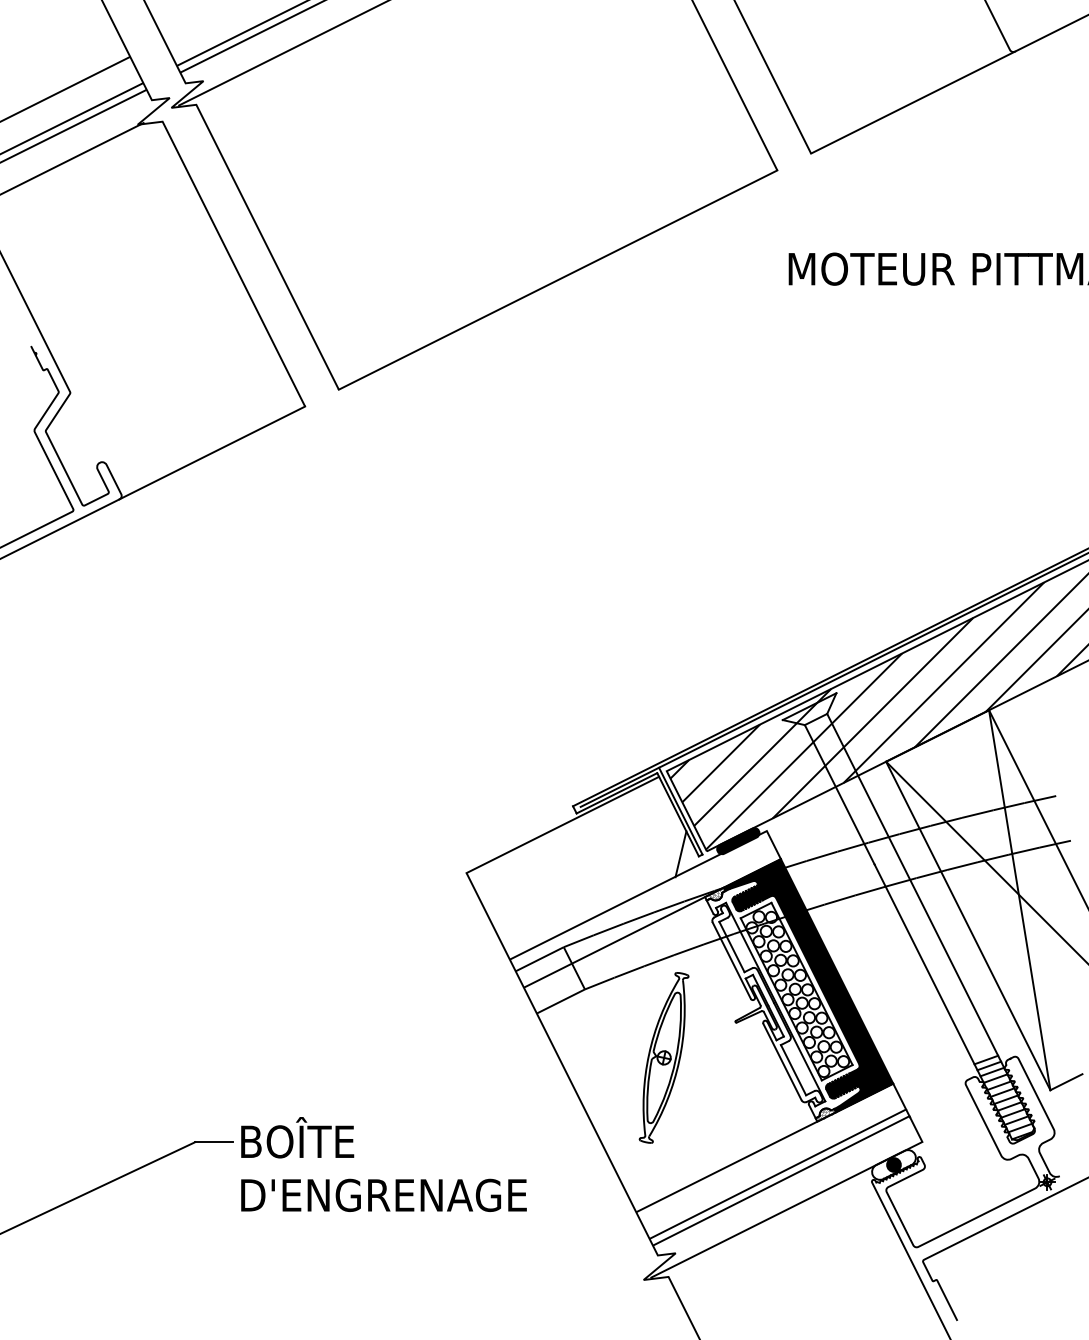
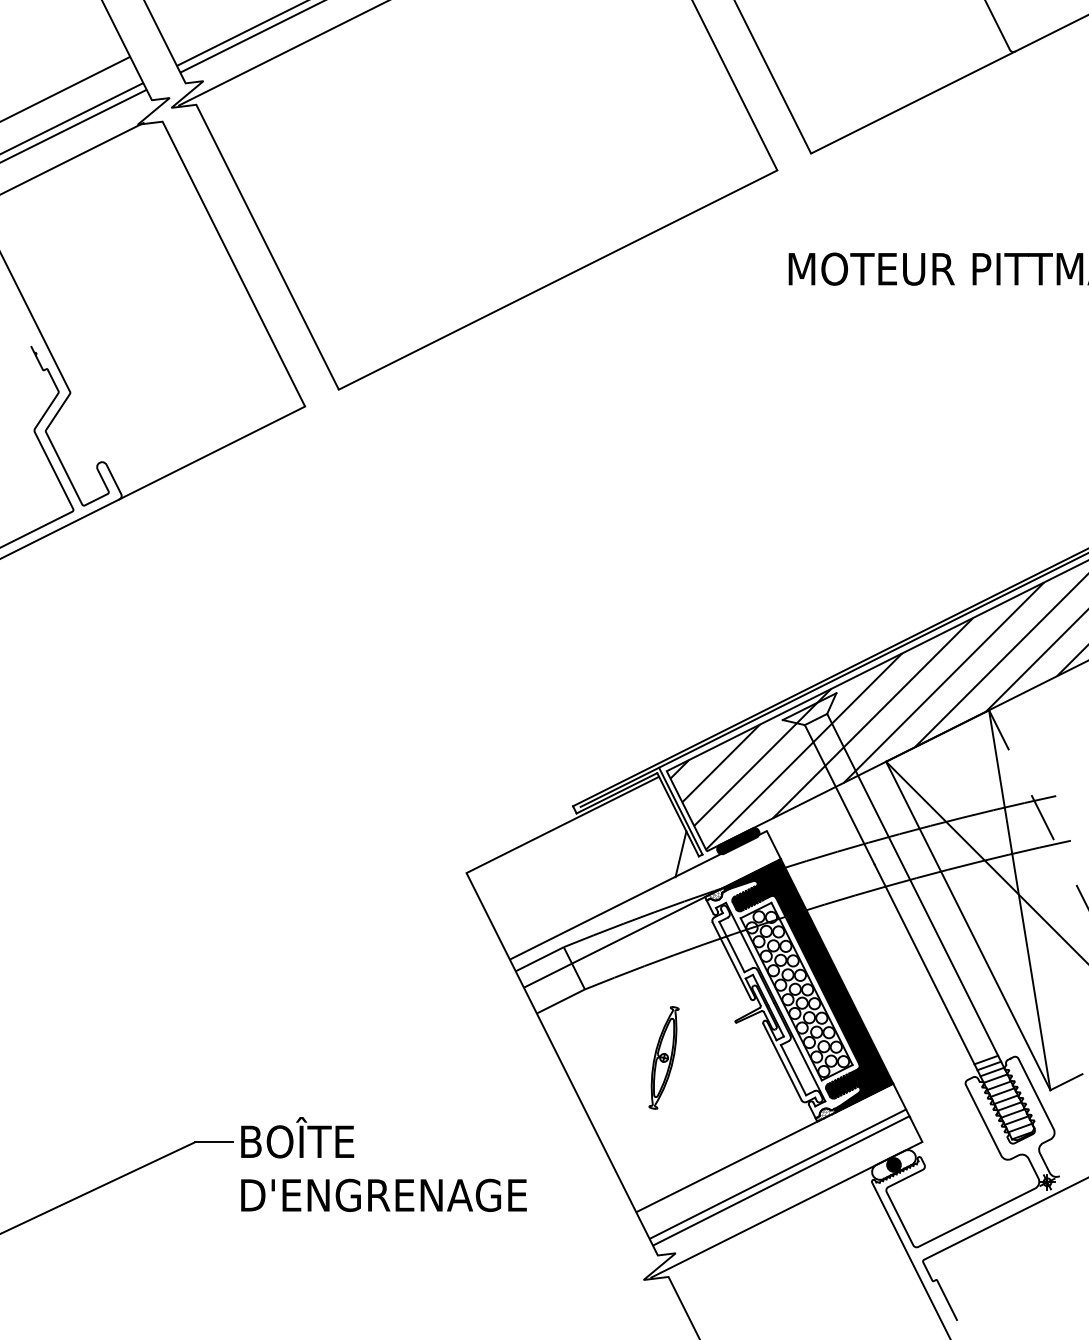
line: solid -> dashed (1039, 810)
part size: 52x172 px -> 32x104 px (663, 1057)
